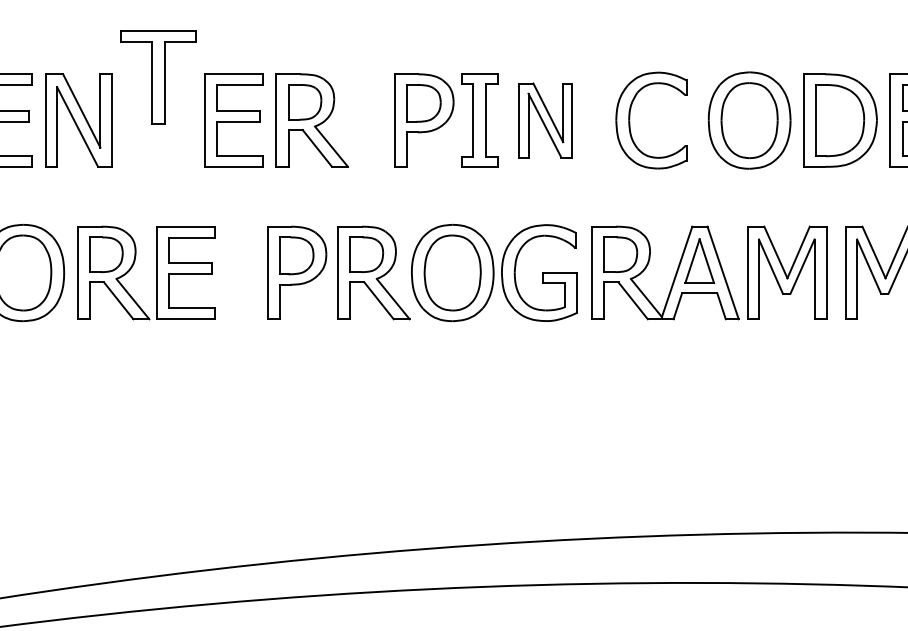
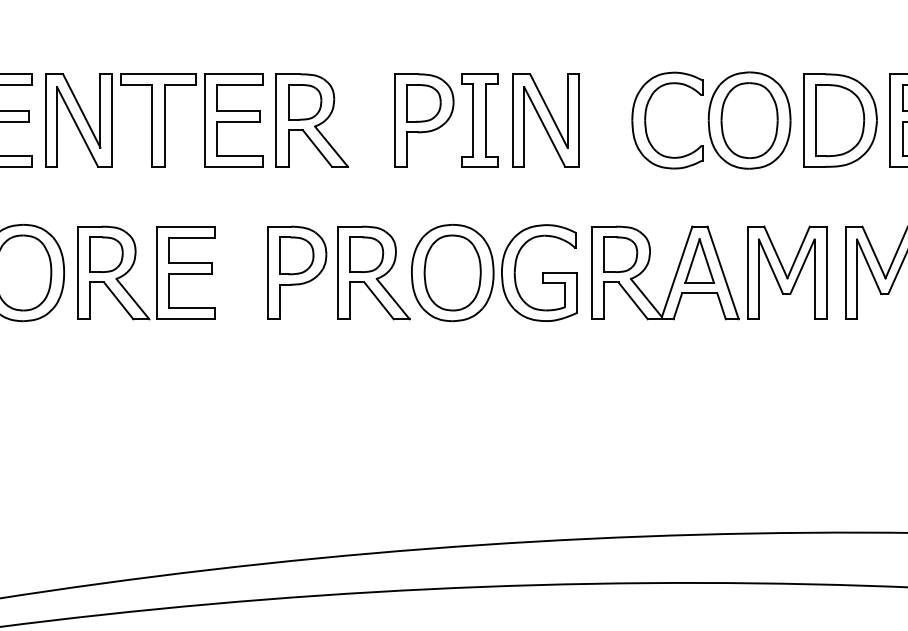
part position: (158, 77) -> (158, 120) (158, 120)
part size: 55x77 px -> 68x95 px (545, 120)
part position: (630, 120) -> (646, 120) (646, 120)
